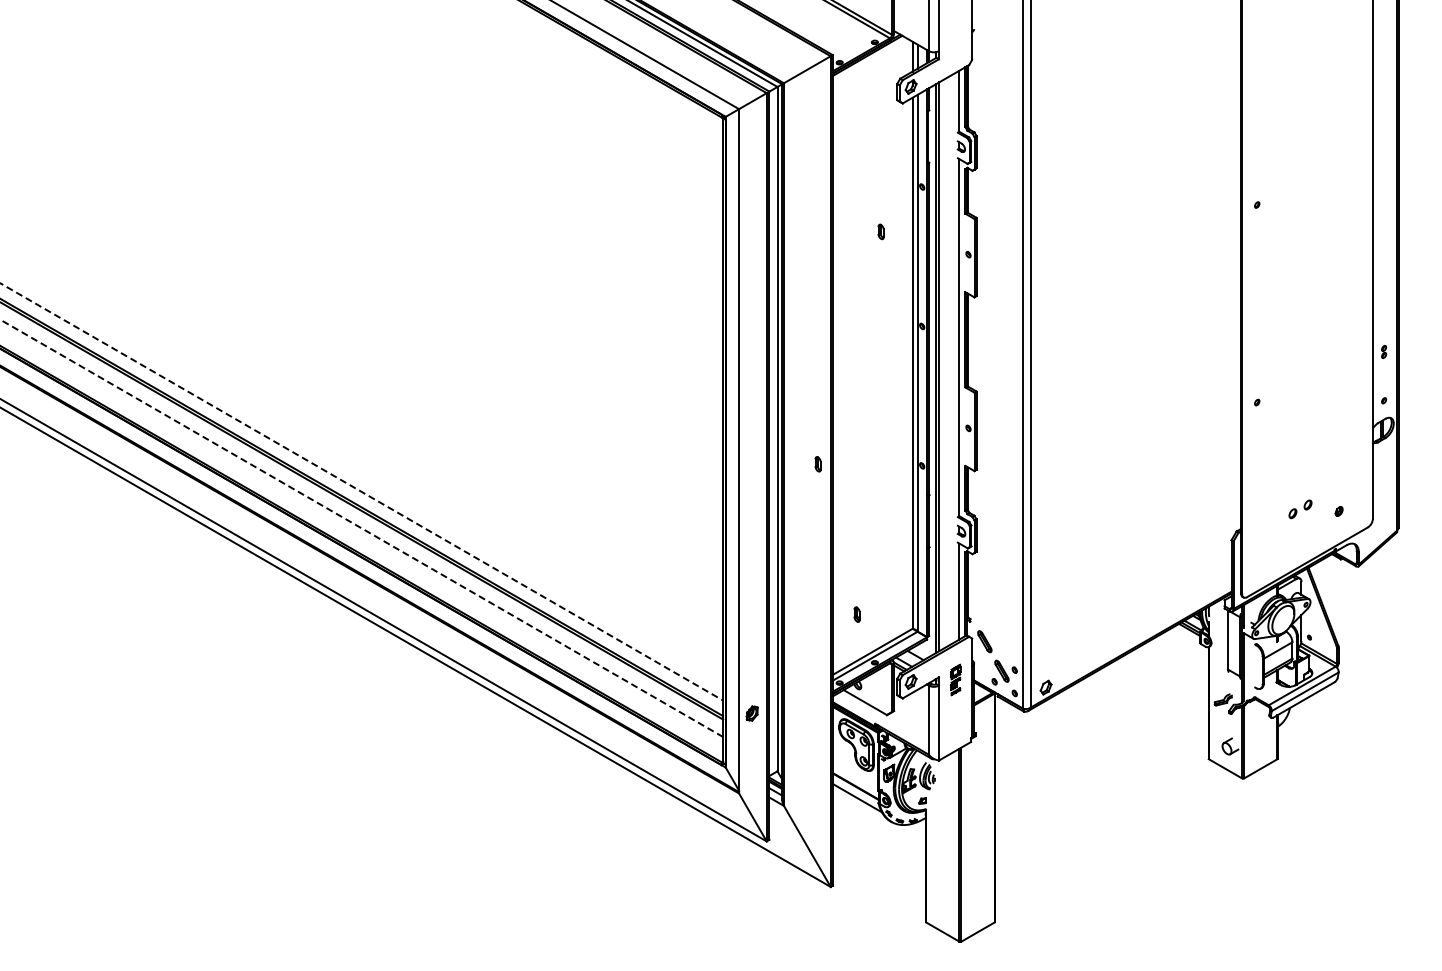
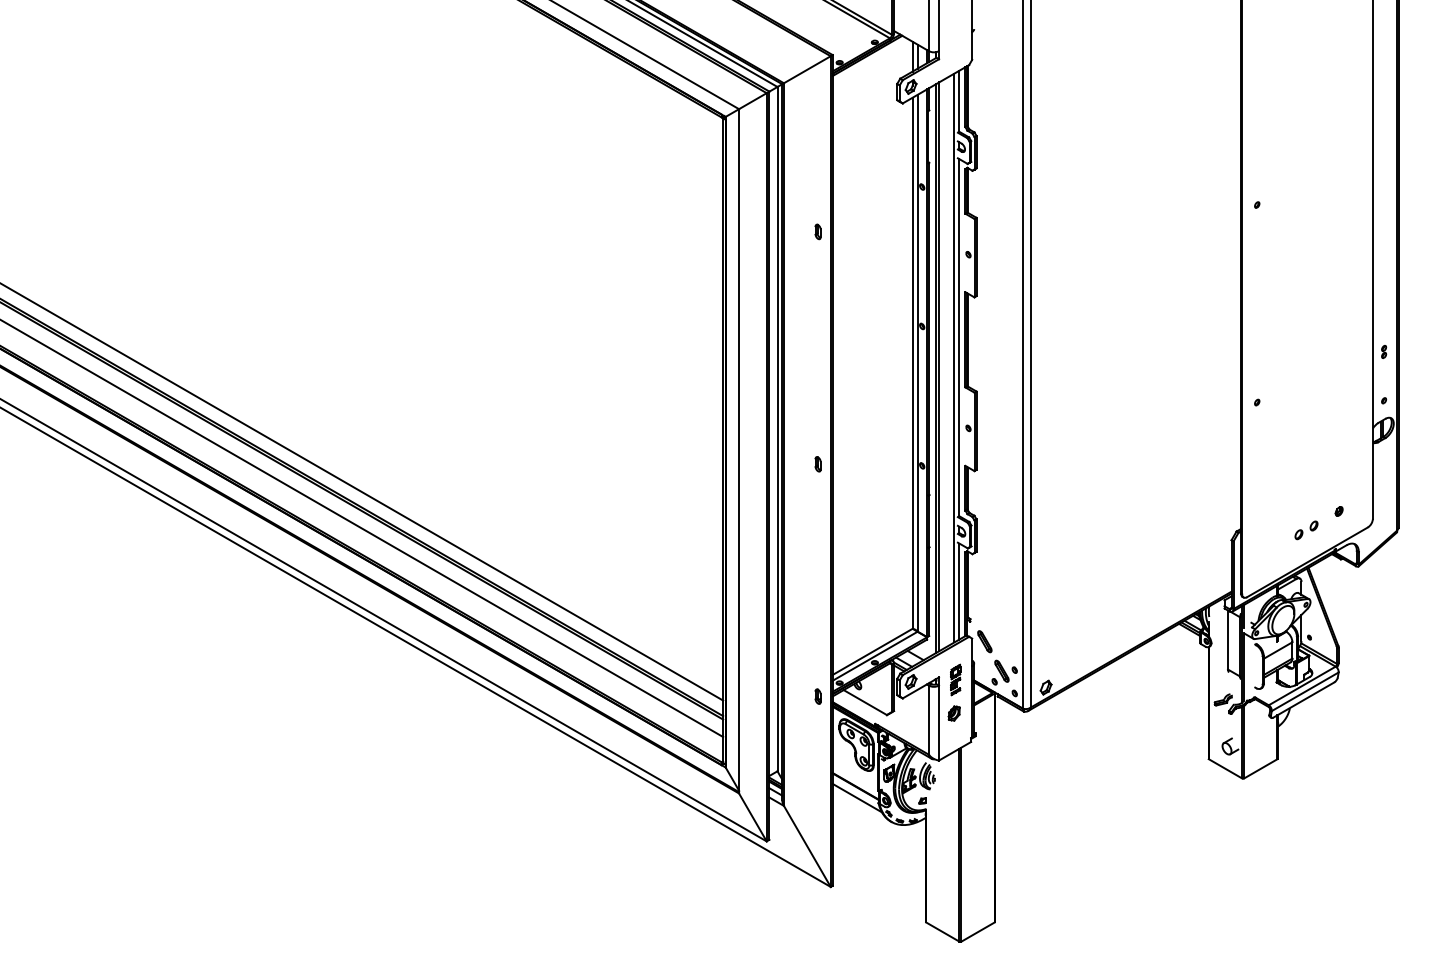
part position: (880, 231) -> (817, 231) (817, 231)
line: none -> present (954, 357)
line: dashed -> solid (362, 492)
part position: (1300, 509) -> (1306, 530) (1306, 530)
line: dashed -> solid (361, 528)
part position: (856, 614) -> (817, 696) (817, 696)
part position: (751, 713) -> (953, 713) (953, 713)
